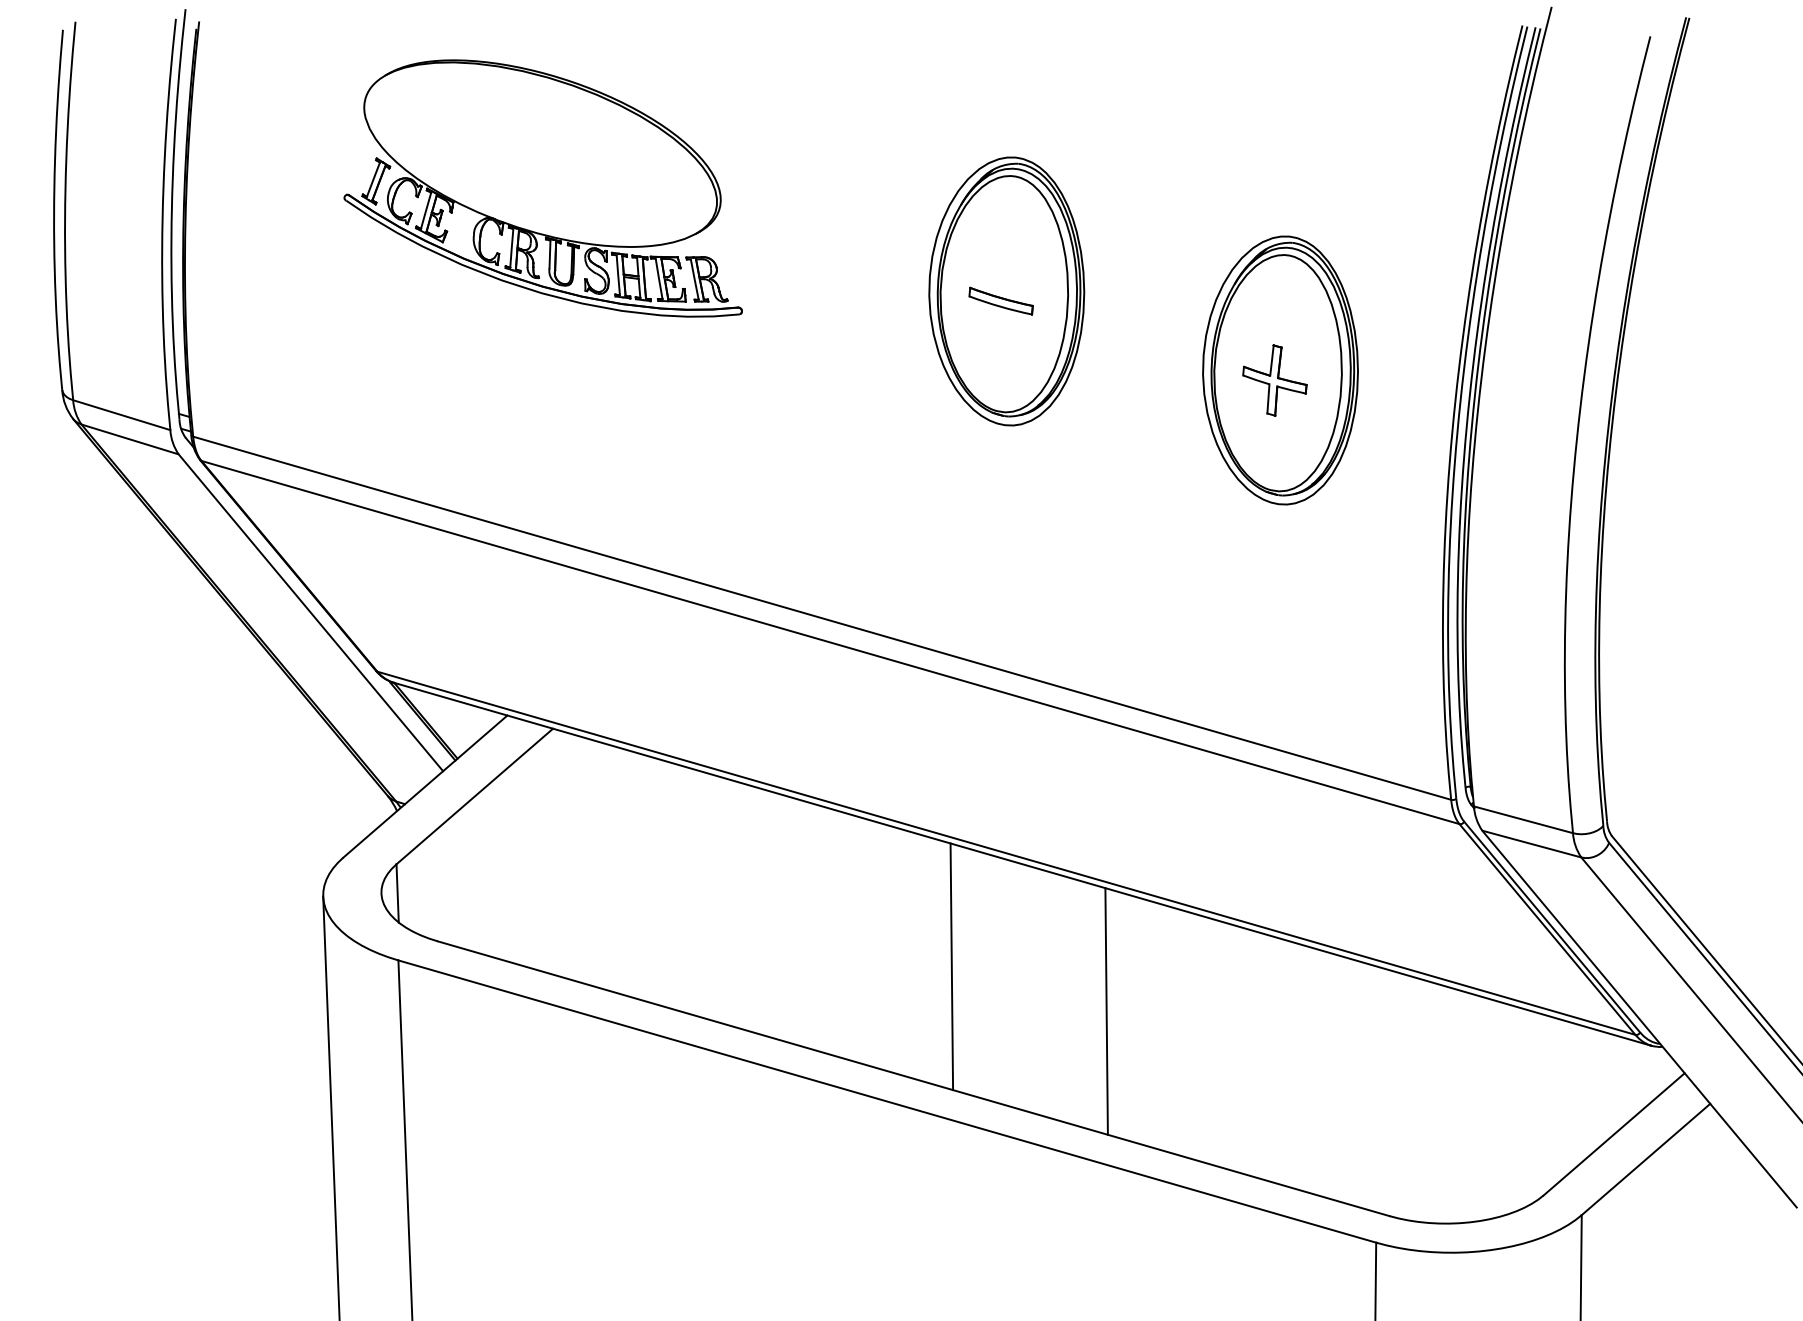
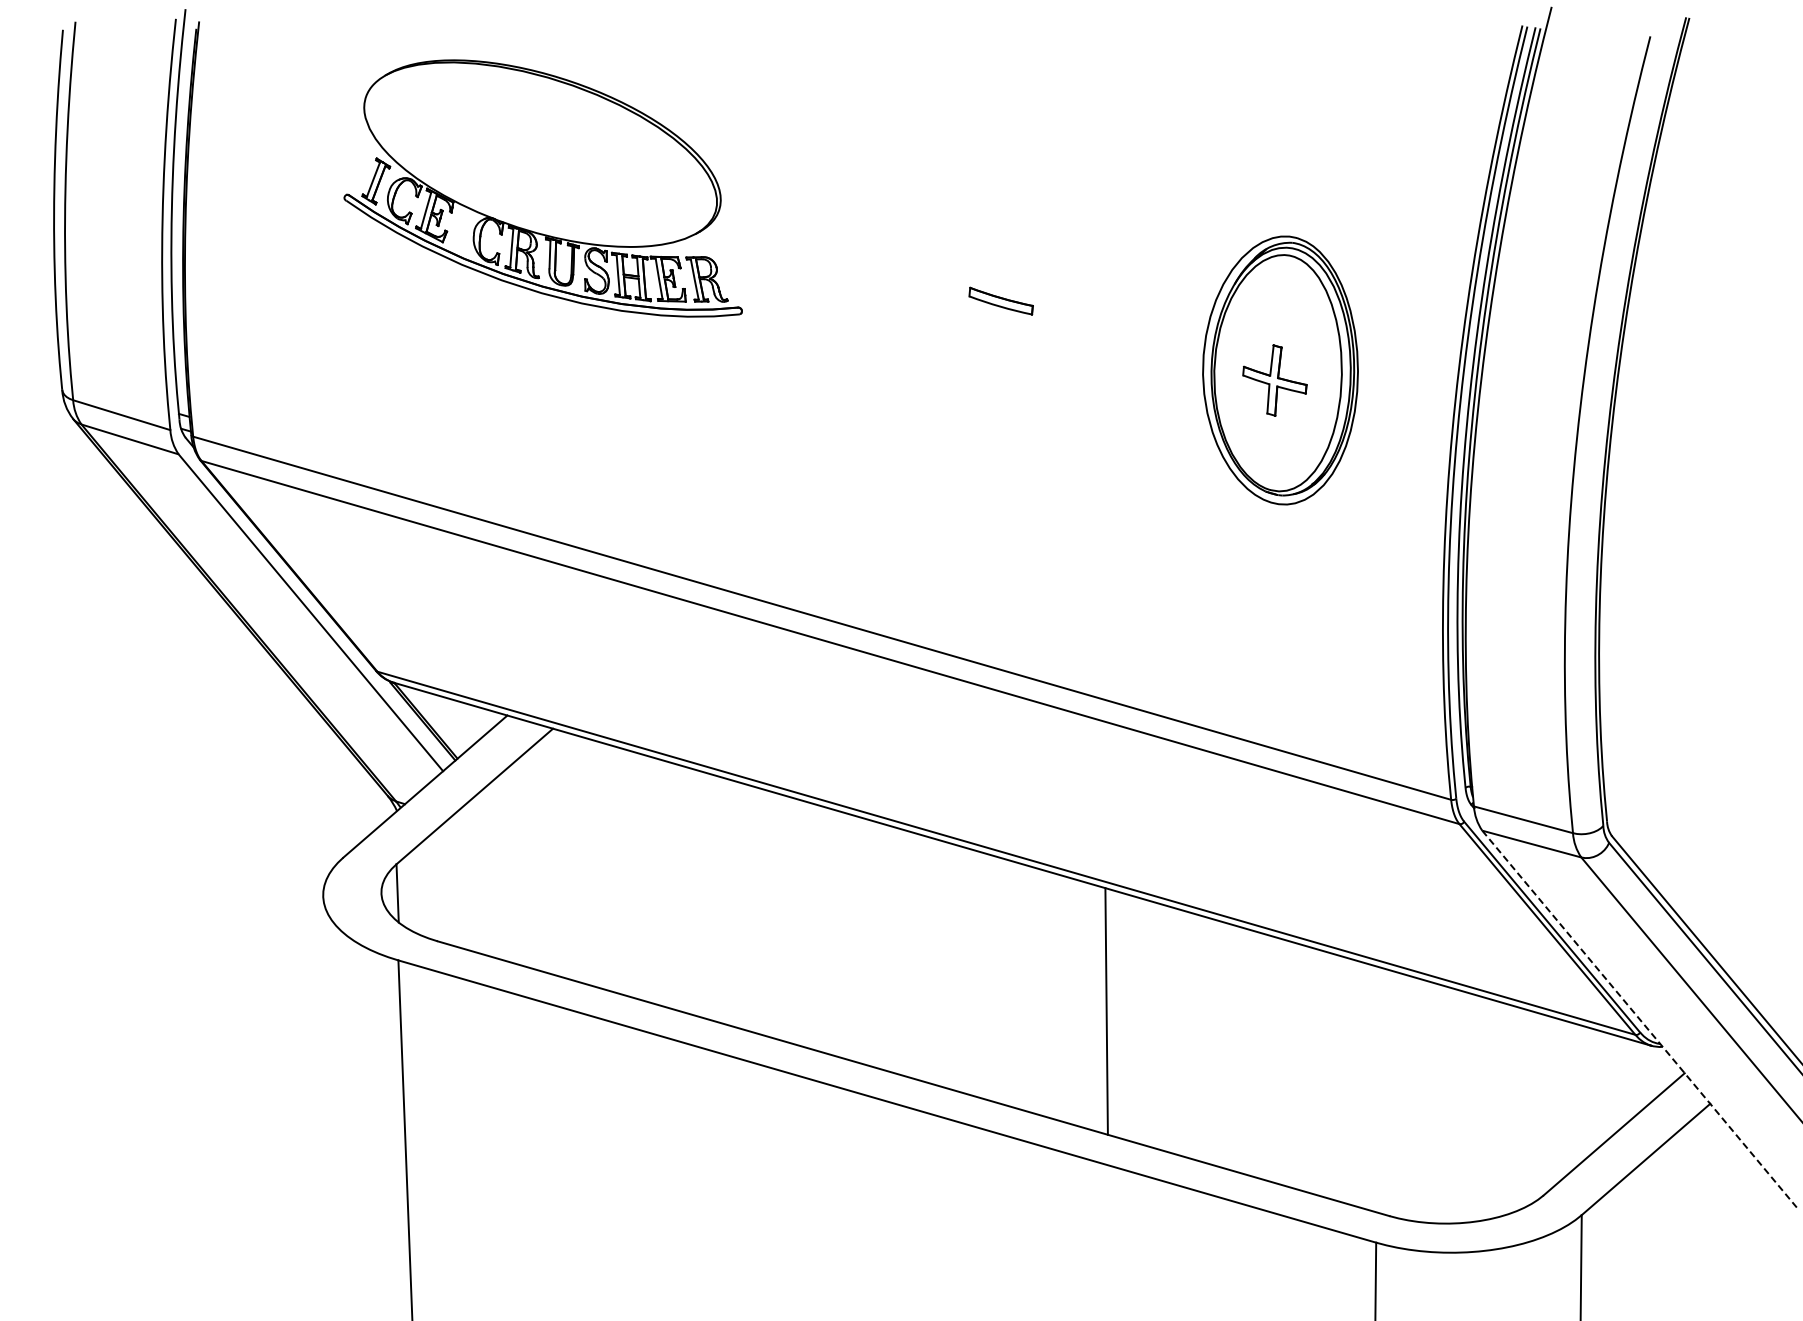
part: present -> none (1006, 291)
line: present -> none (951, 966)
line: solid -> dashed (1639, 1019)
line: present -> none (331, 1106)
